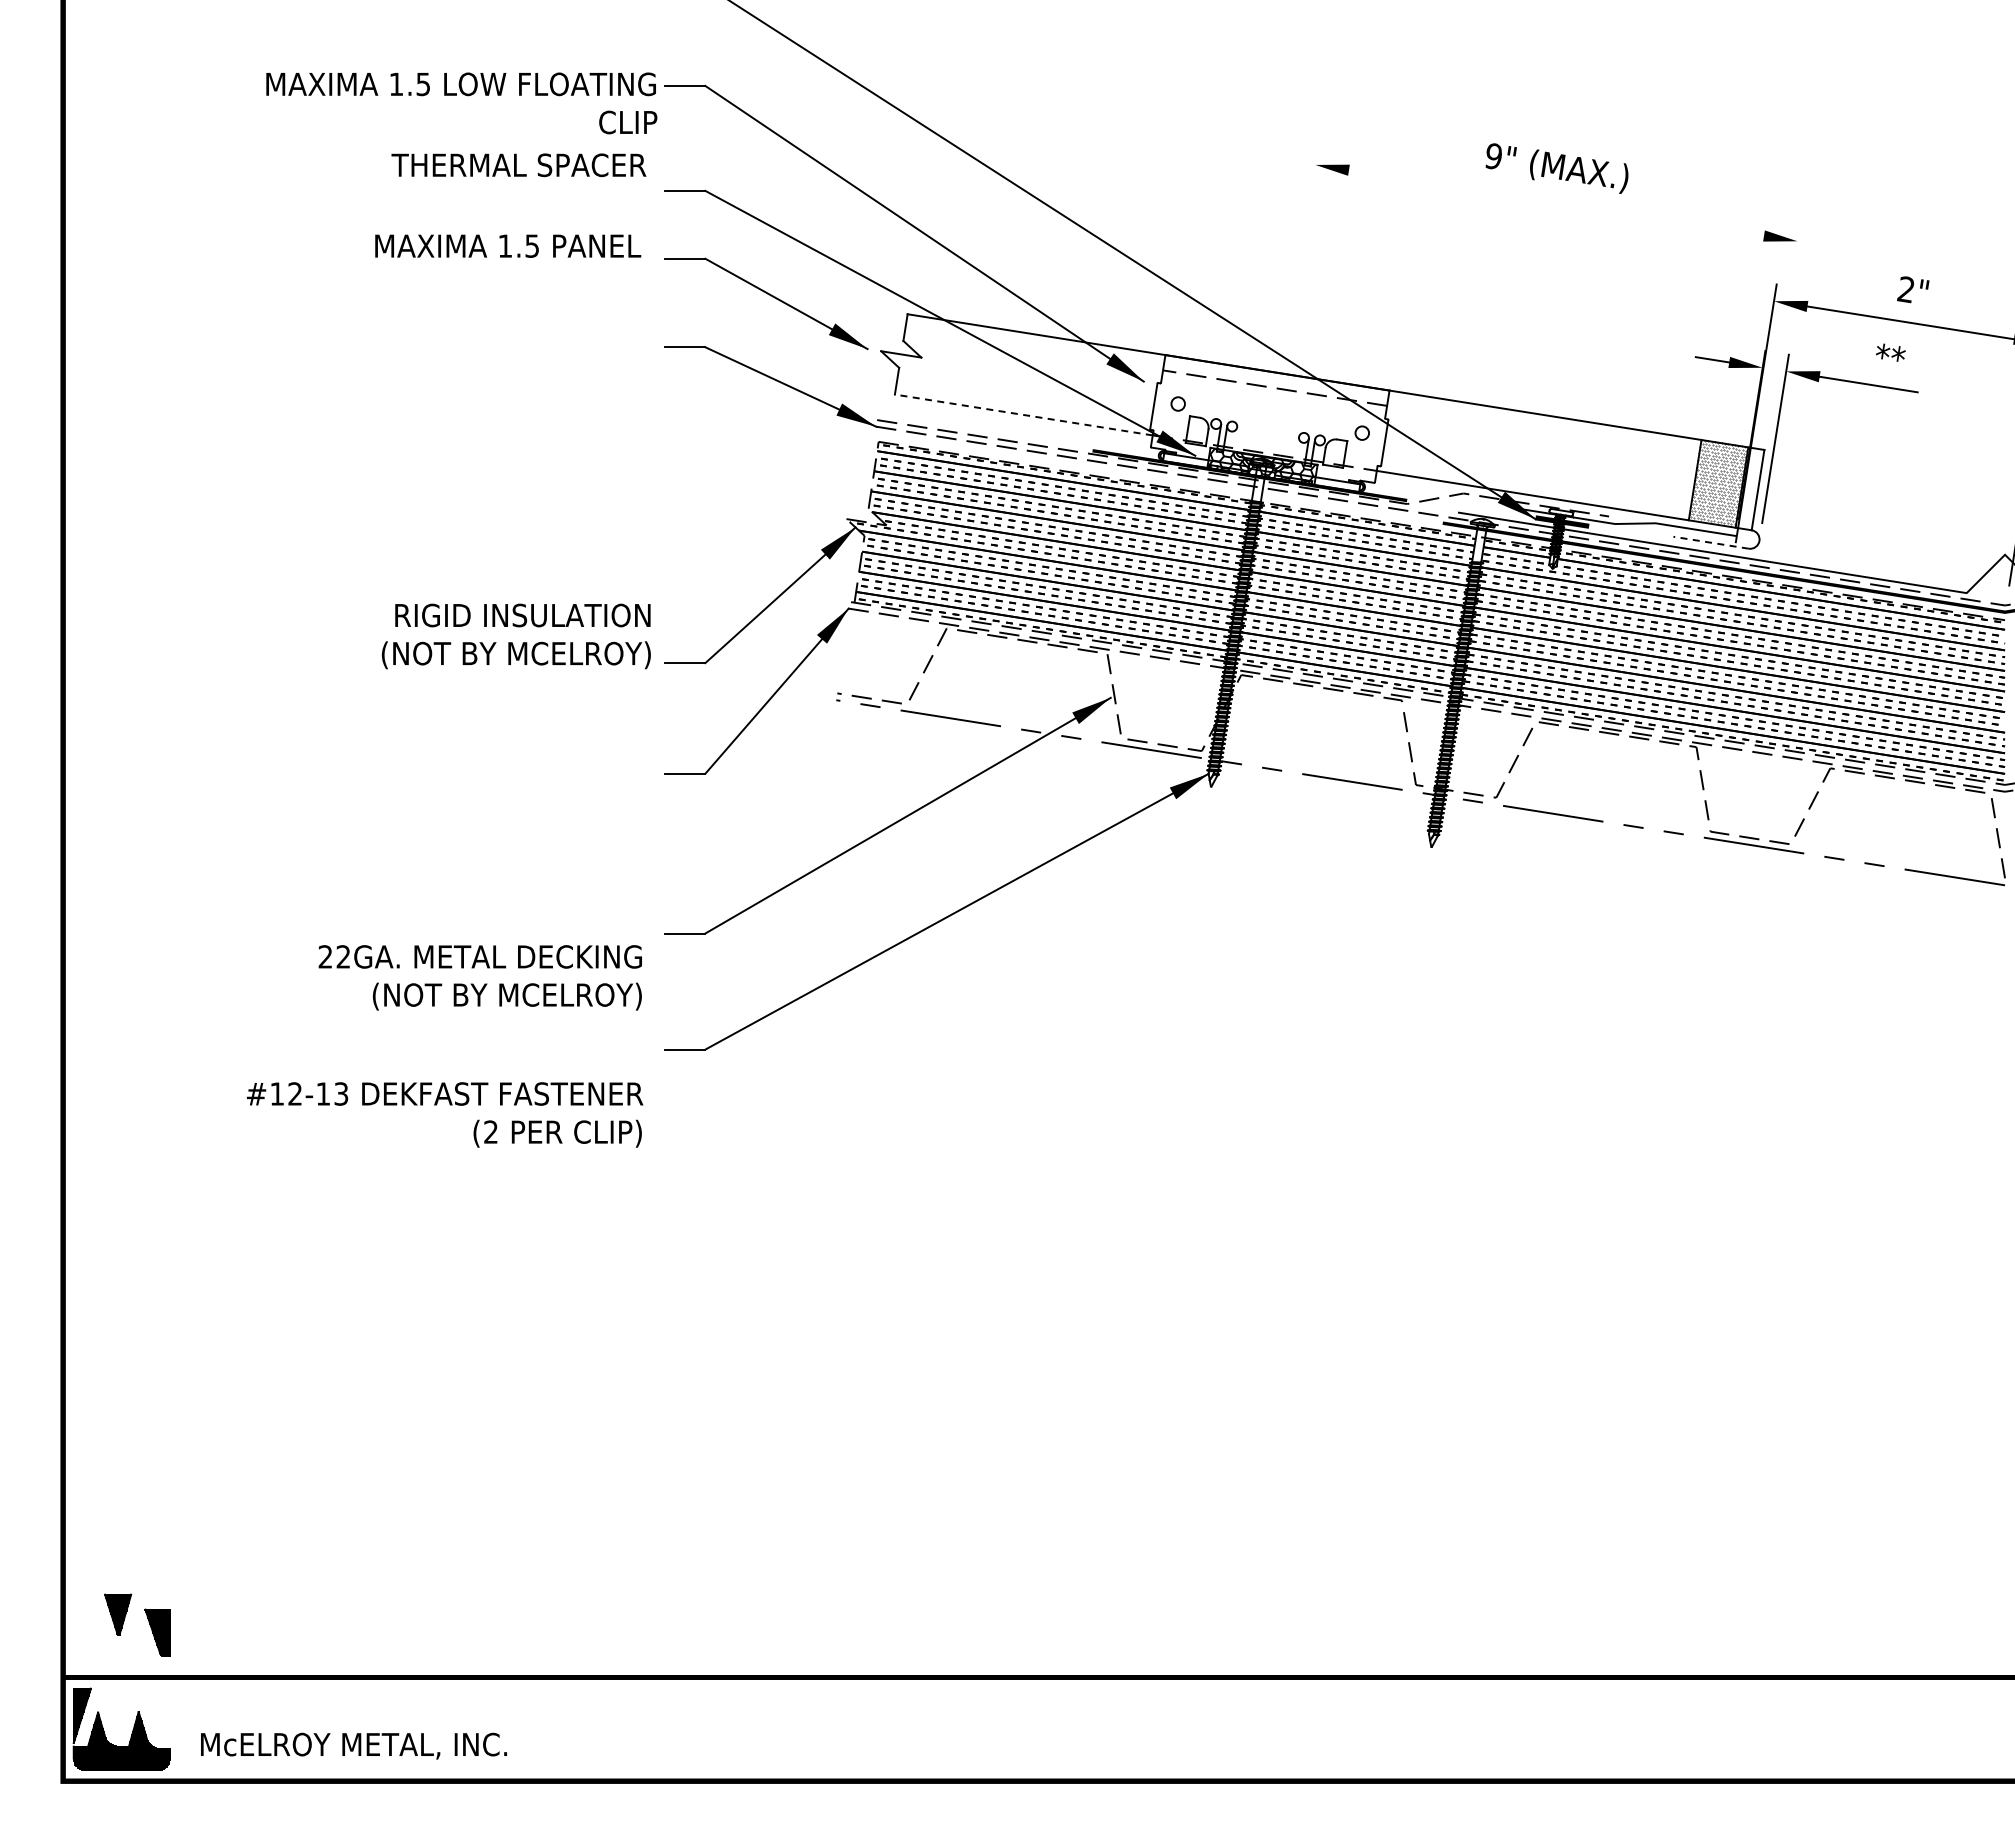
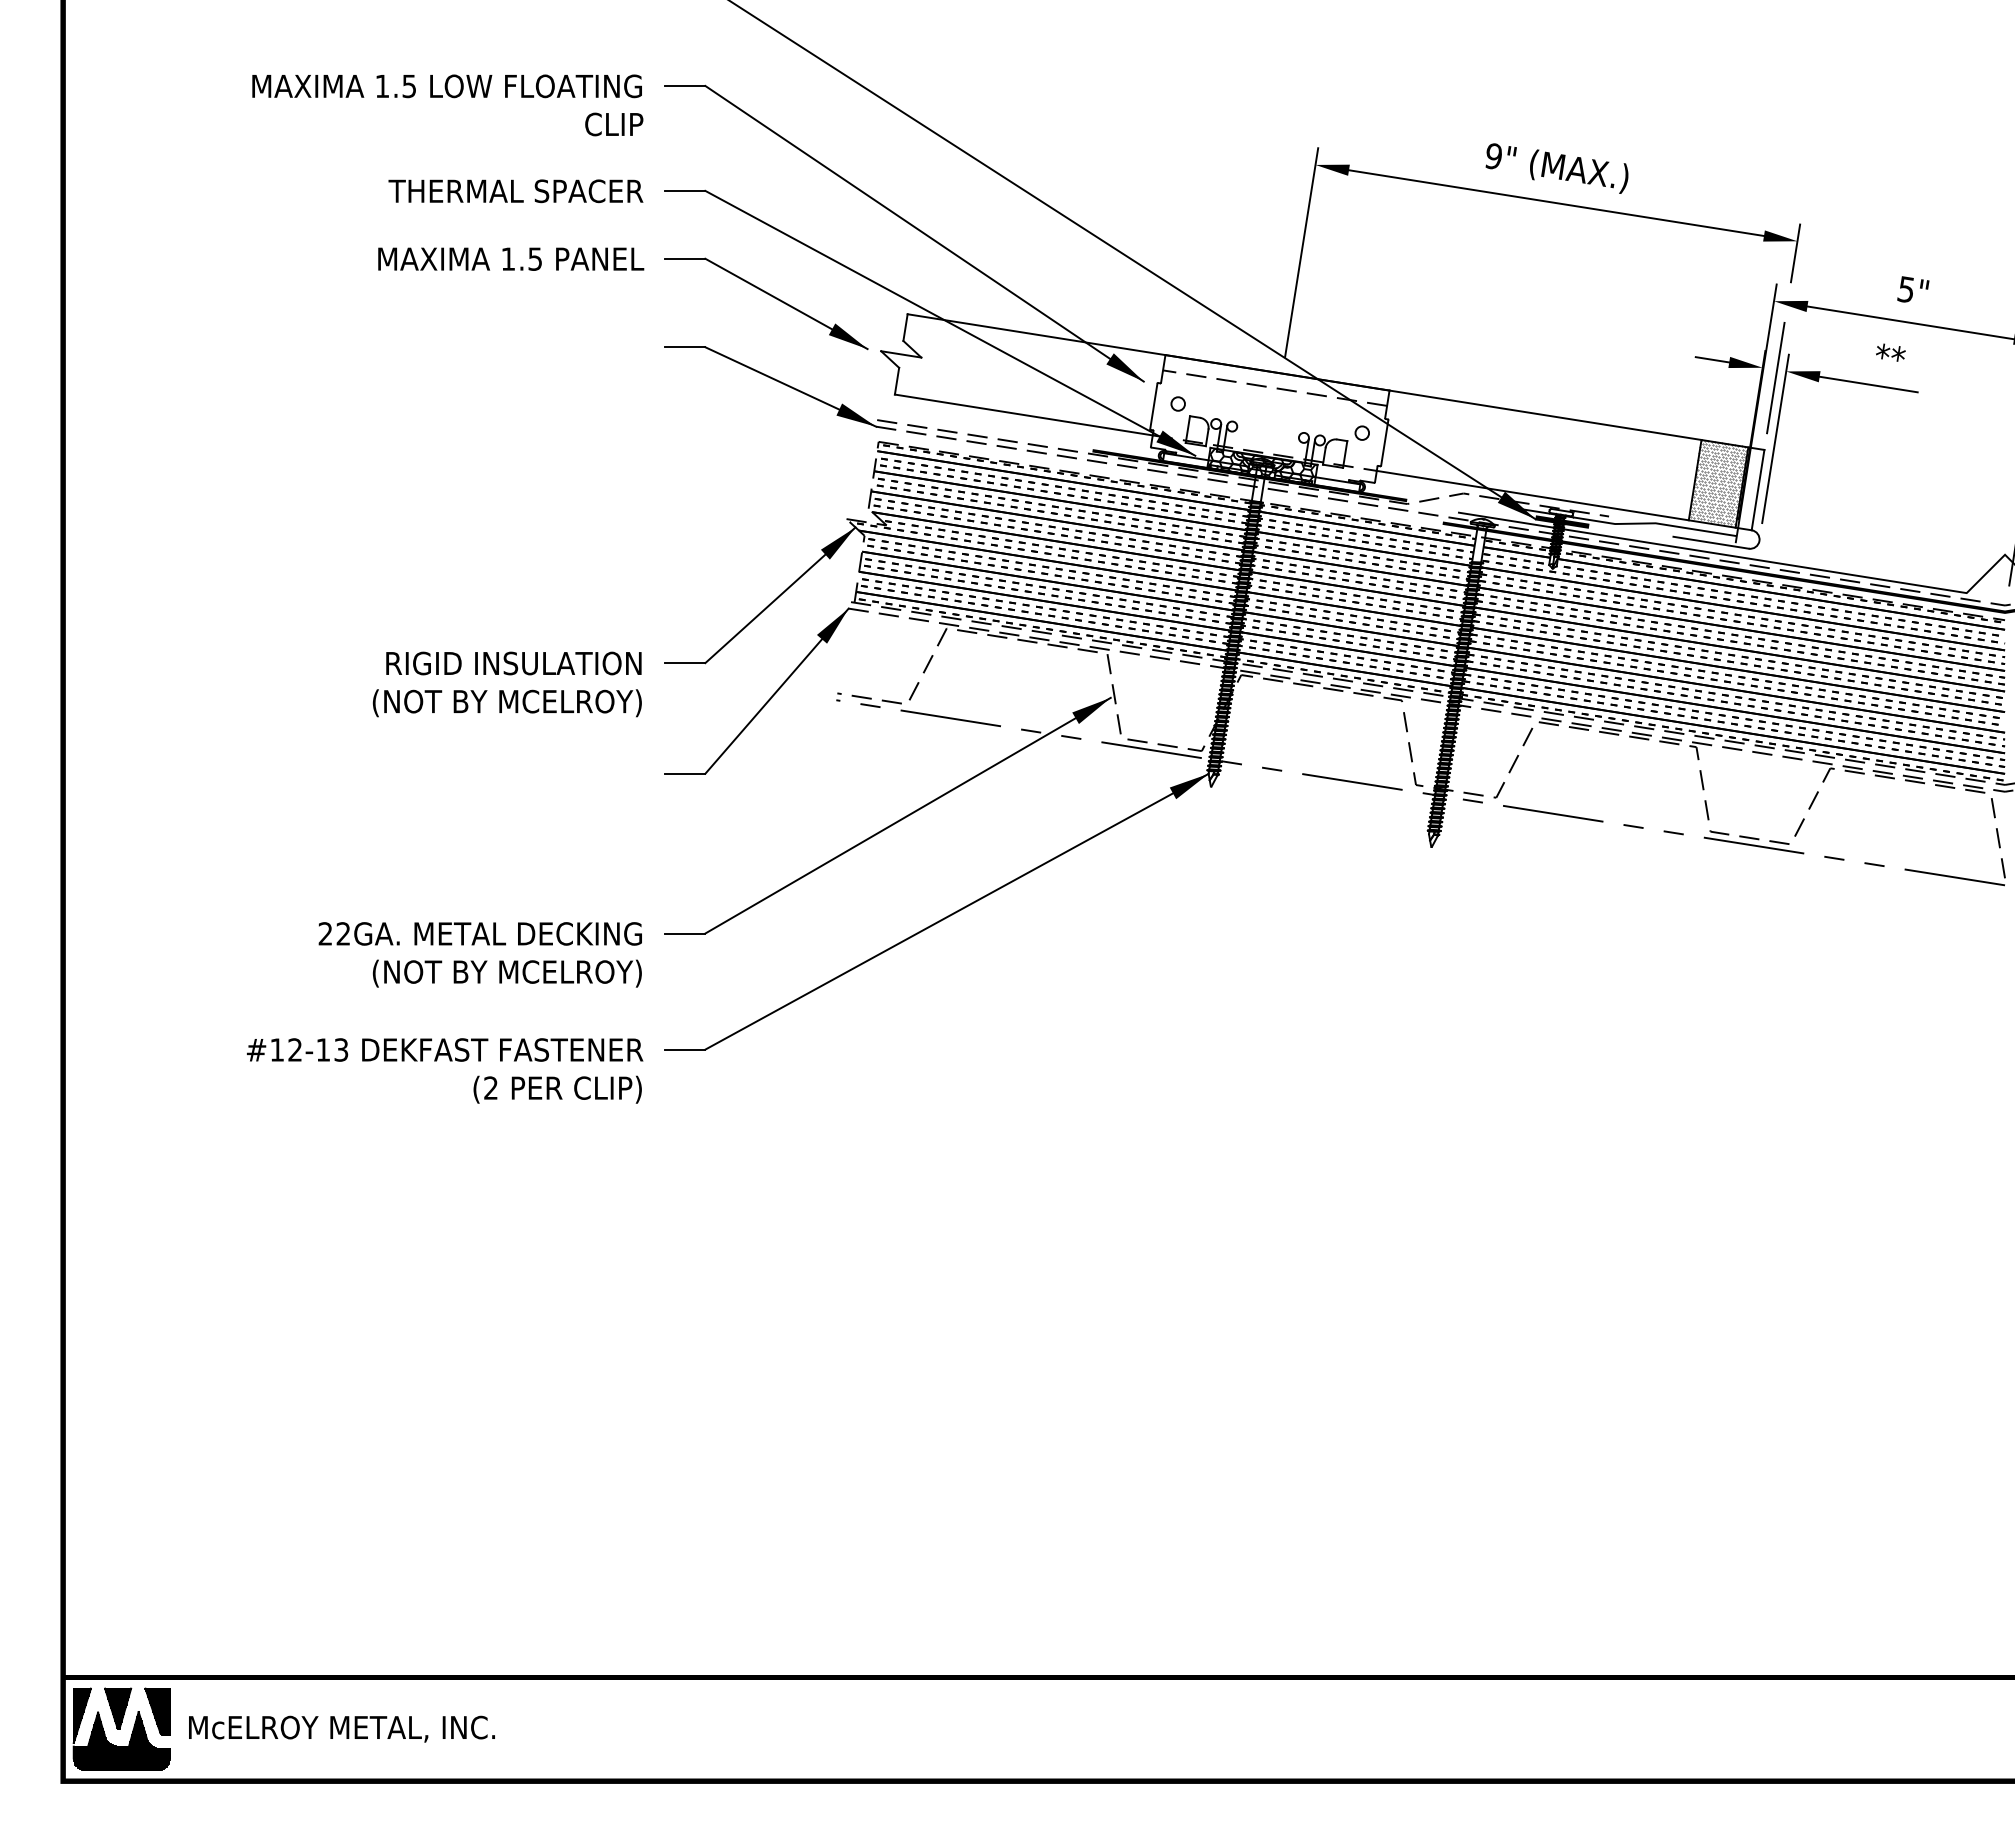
text position: (461, 103) -> (447, 105) (447, 105)
text position: (518, 165) -> (515, 191) (515, 191)
line: none -> present (1556, 202)
text position: (508, 245) -> (511, 258) (511, 258)
line: none -> present (1301, 252)
line: none -> present (1795, 253)
text: 2" -> 5" (1905, 289)
line: none -> present (1775, 377)
line: dashed -> solid (1023, 414)
line: dashed -> solid (1710, 542)
text position: (515, 636) -> (506, 684) (506, 684)
text position: (479, 977) -> (479, 954) (479, 954)
text position: (445, 1114) -> (445, 1070) (445, 1070)
part position: (118, 1614) -> (118, 1708) (118, 1708)
part position: (157, 1632) -> (157, 1711) (157, 1711)
text position: (353, 1745) -> (341, 1728) (341, 1728)
